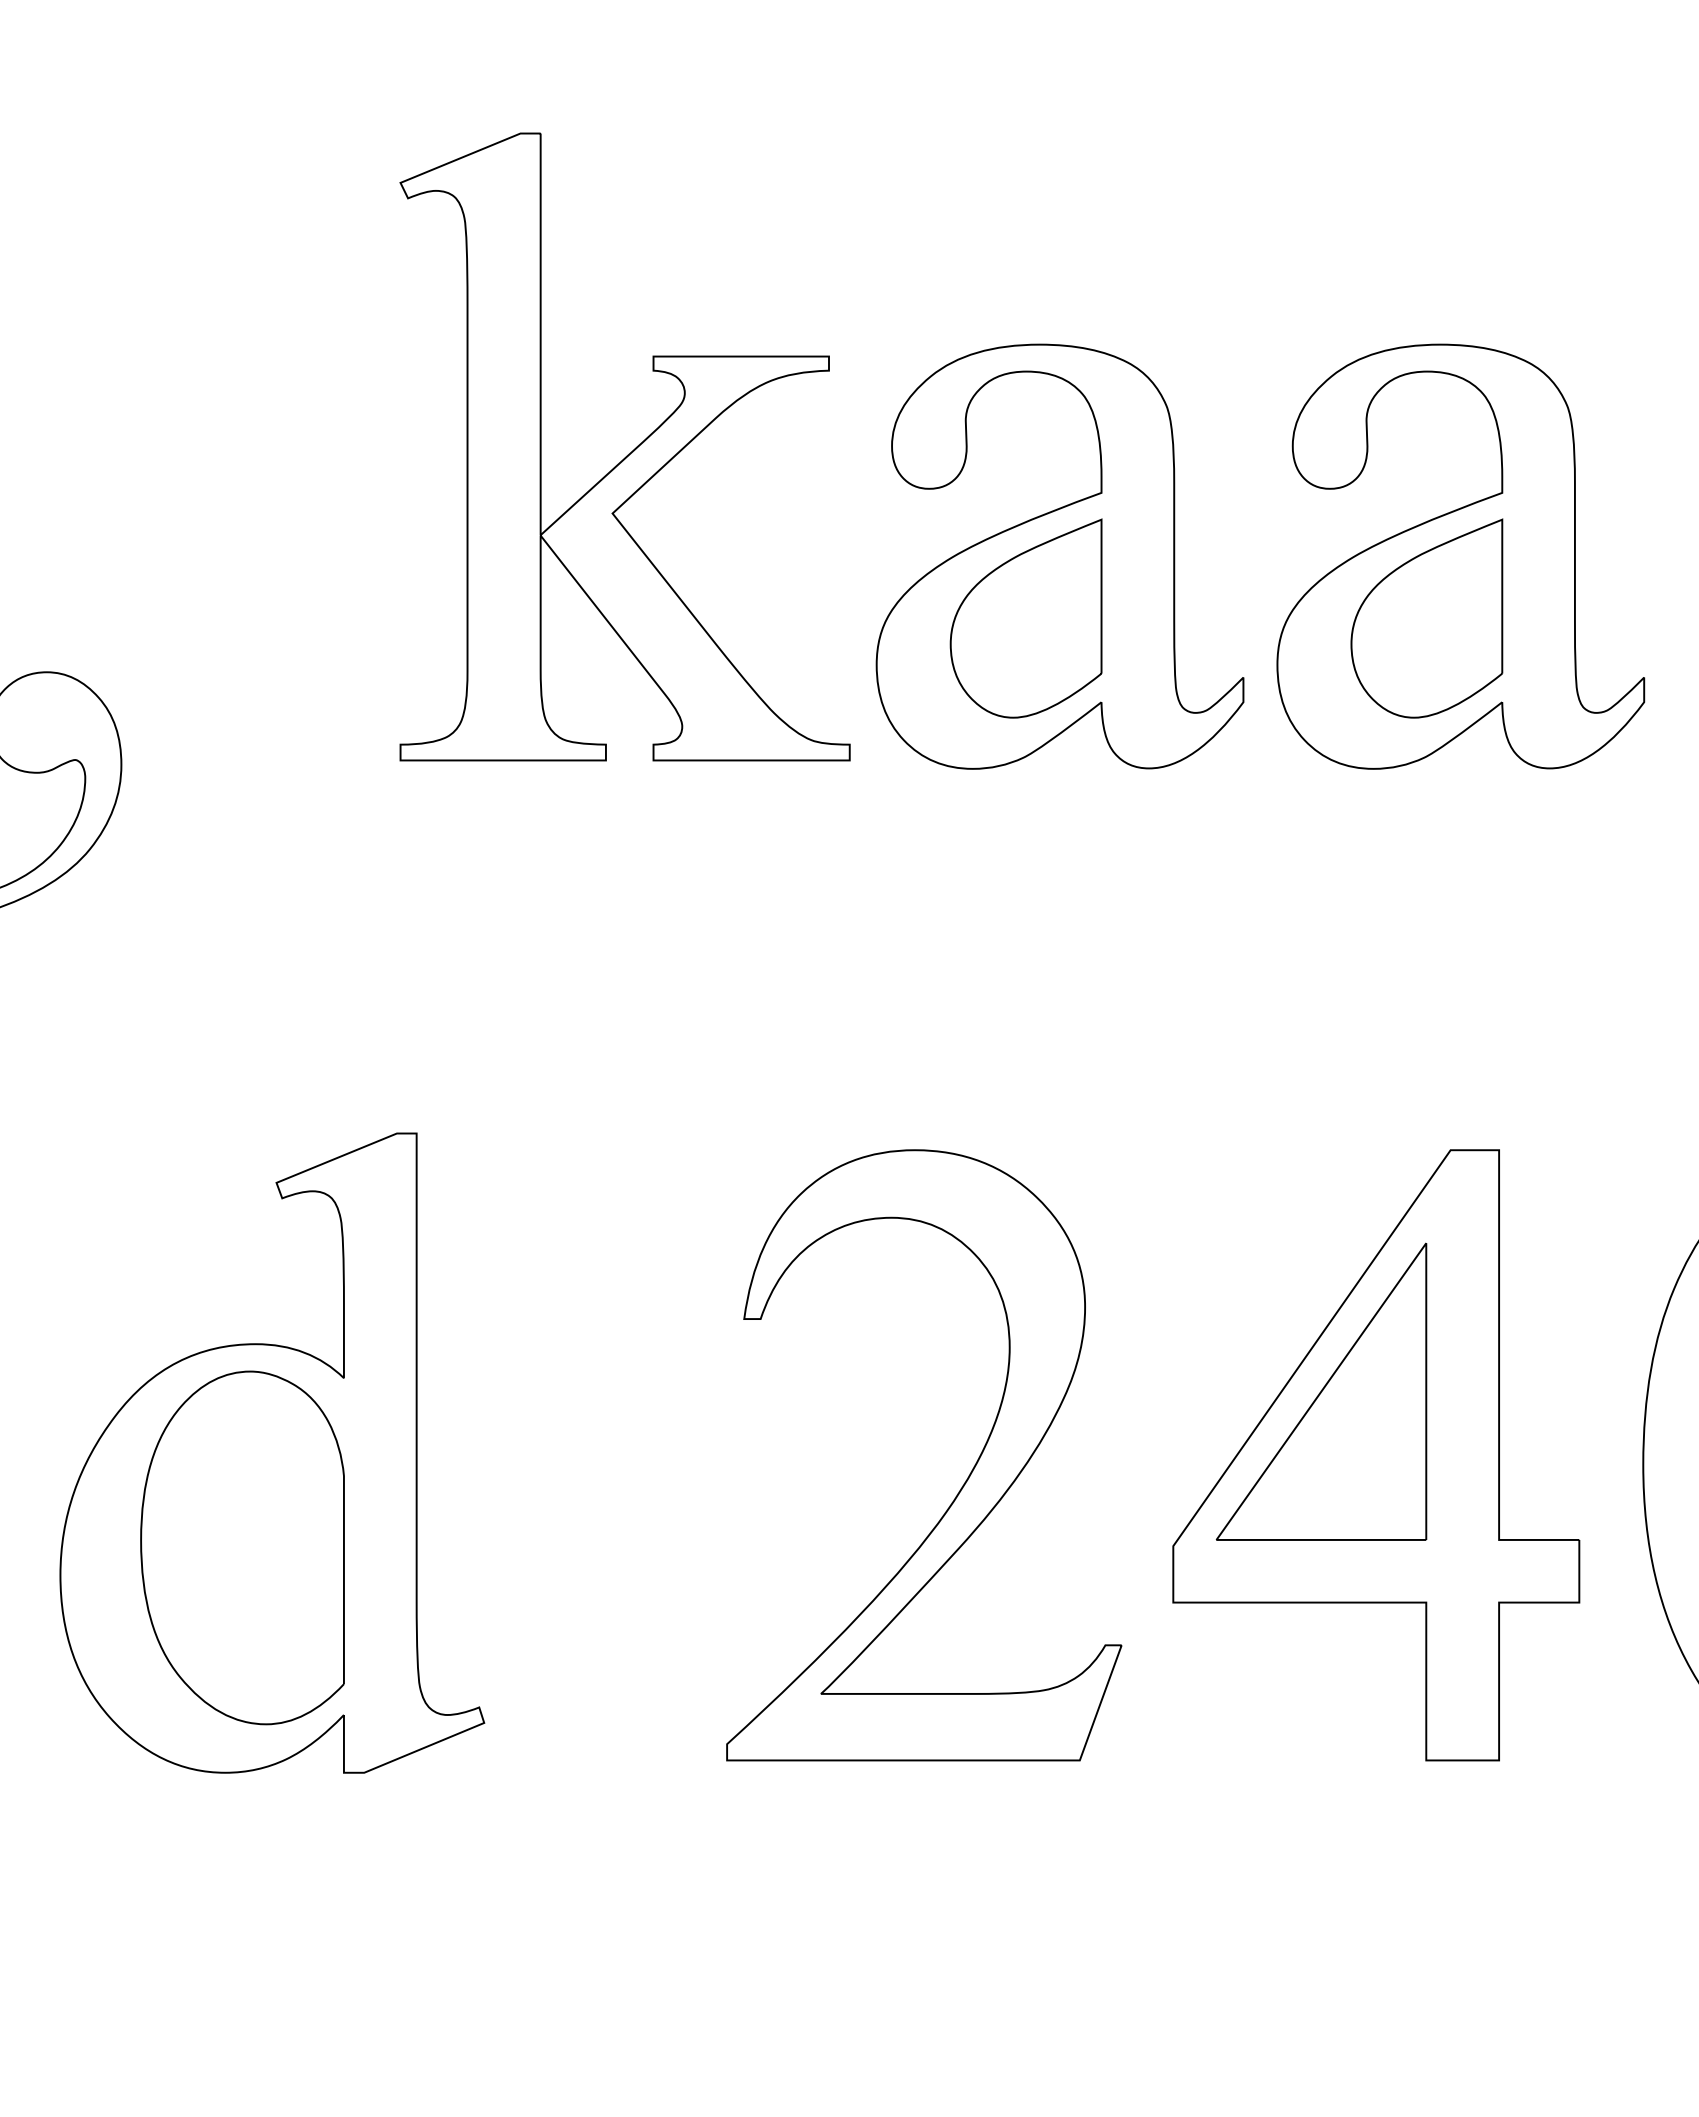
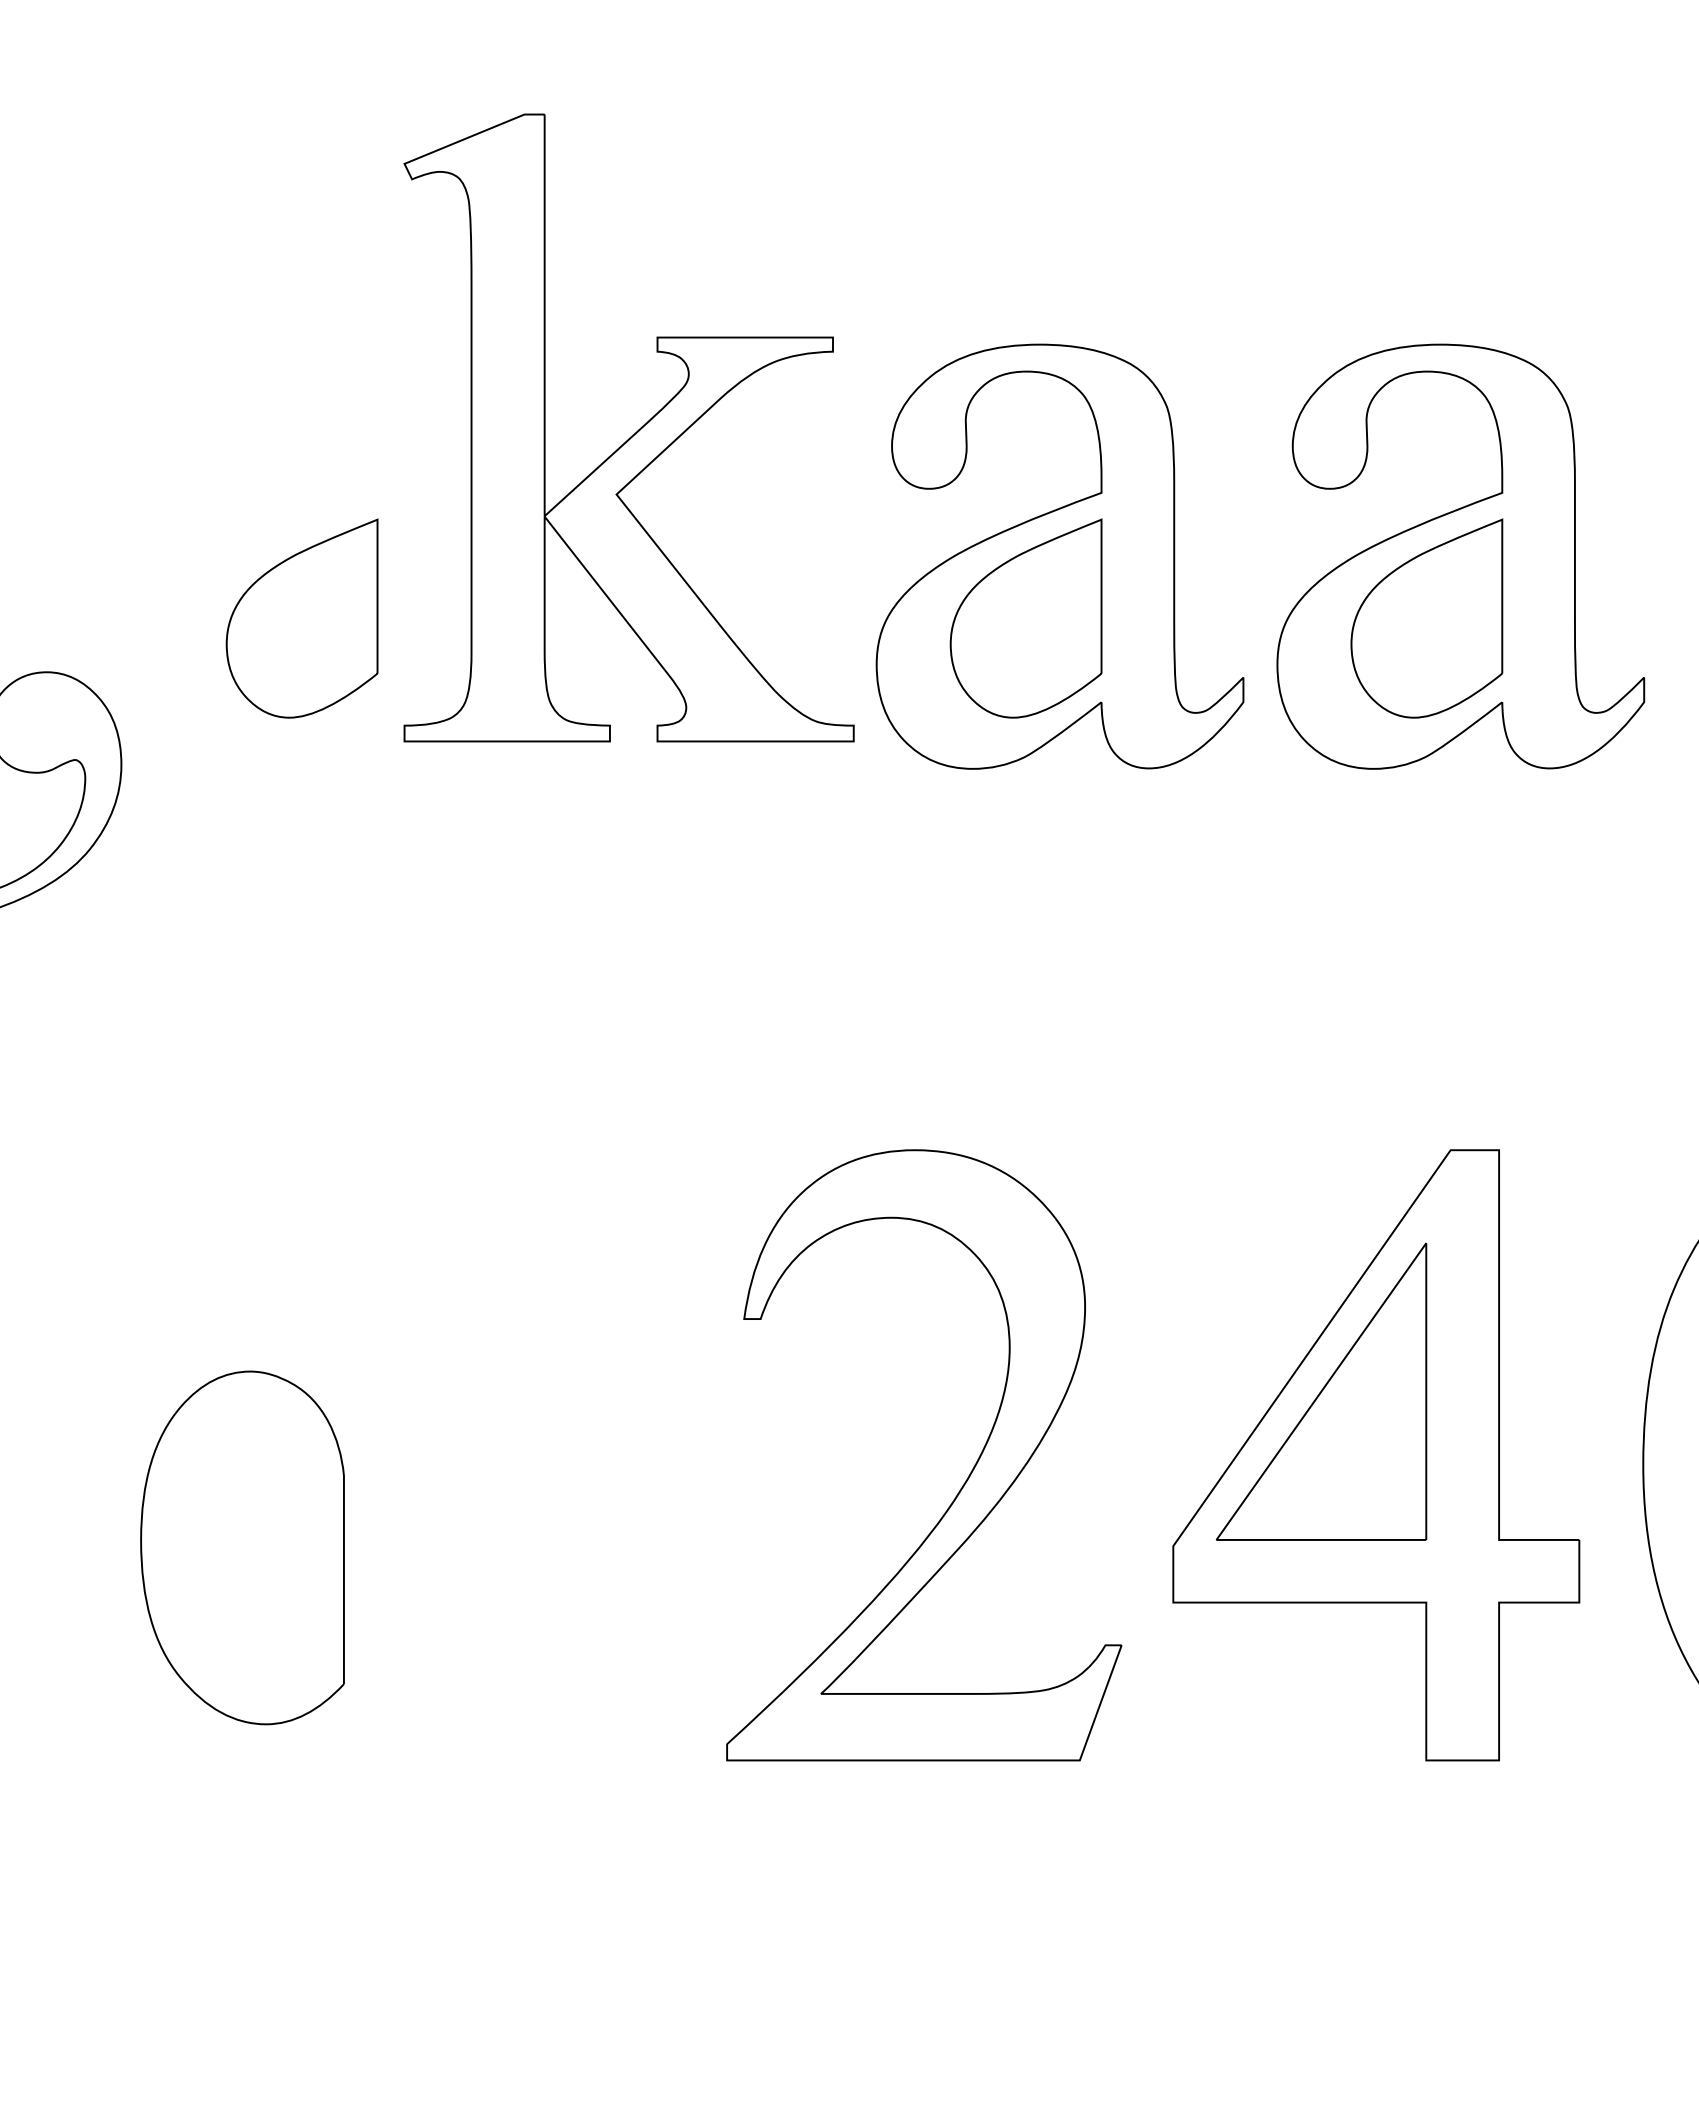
part position: (630, 452) -> (634, 433) (634, 433)
part: none -> present (301, 618)
part: present -> none (272, 1452)
